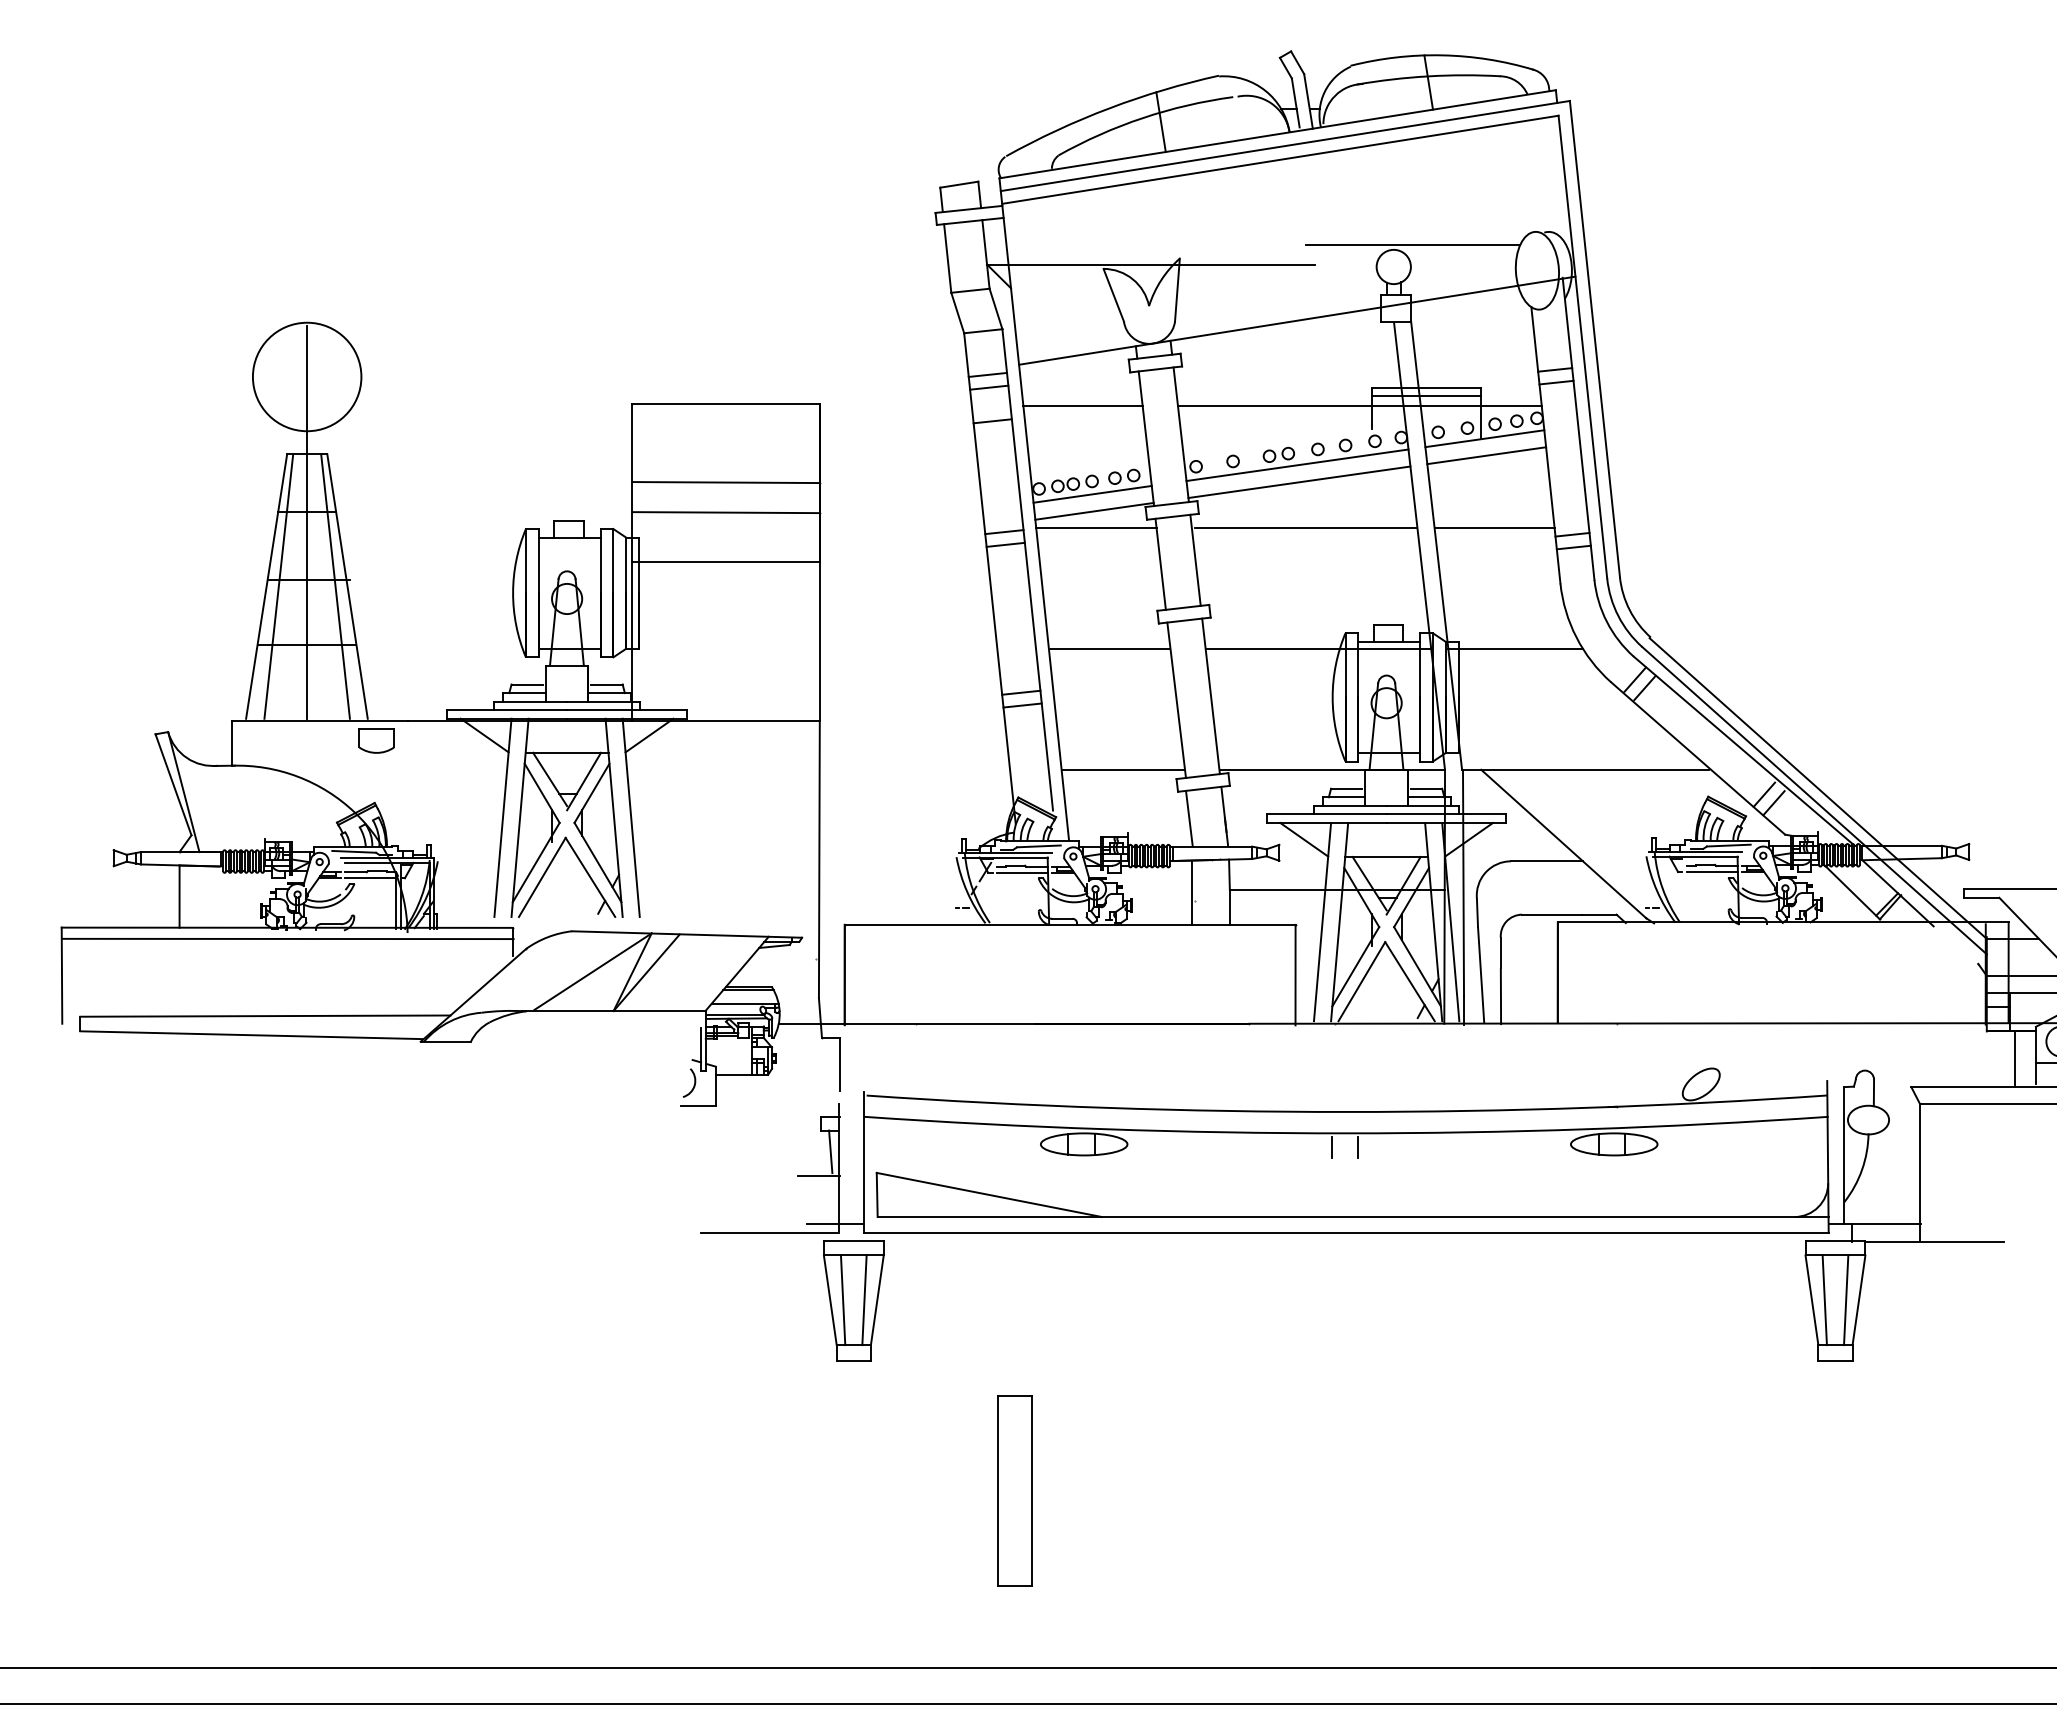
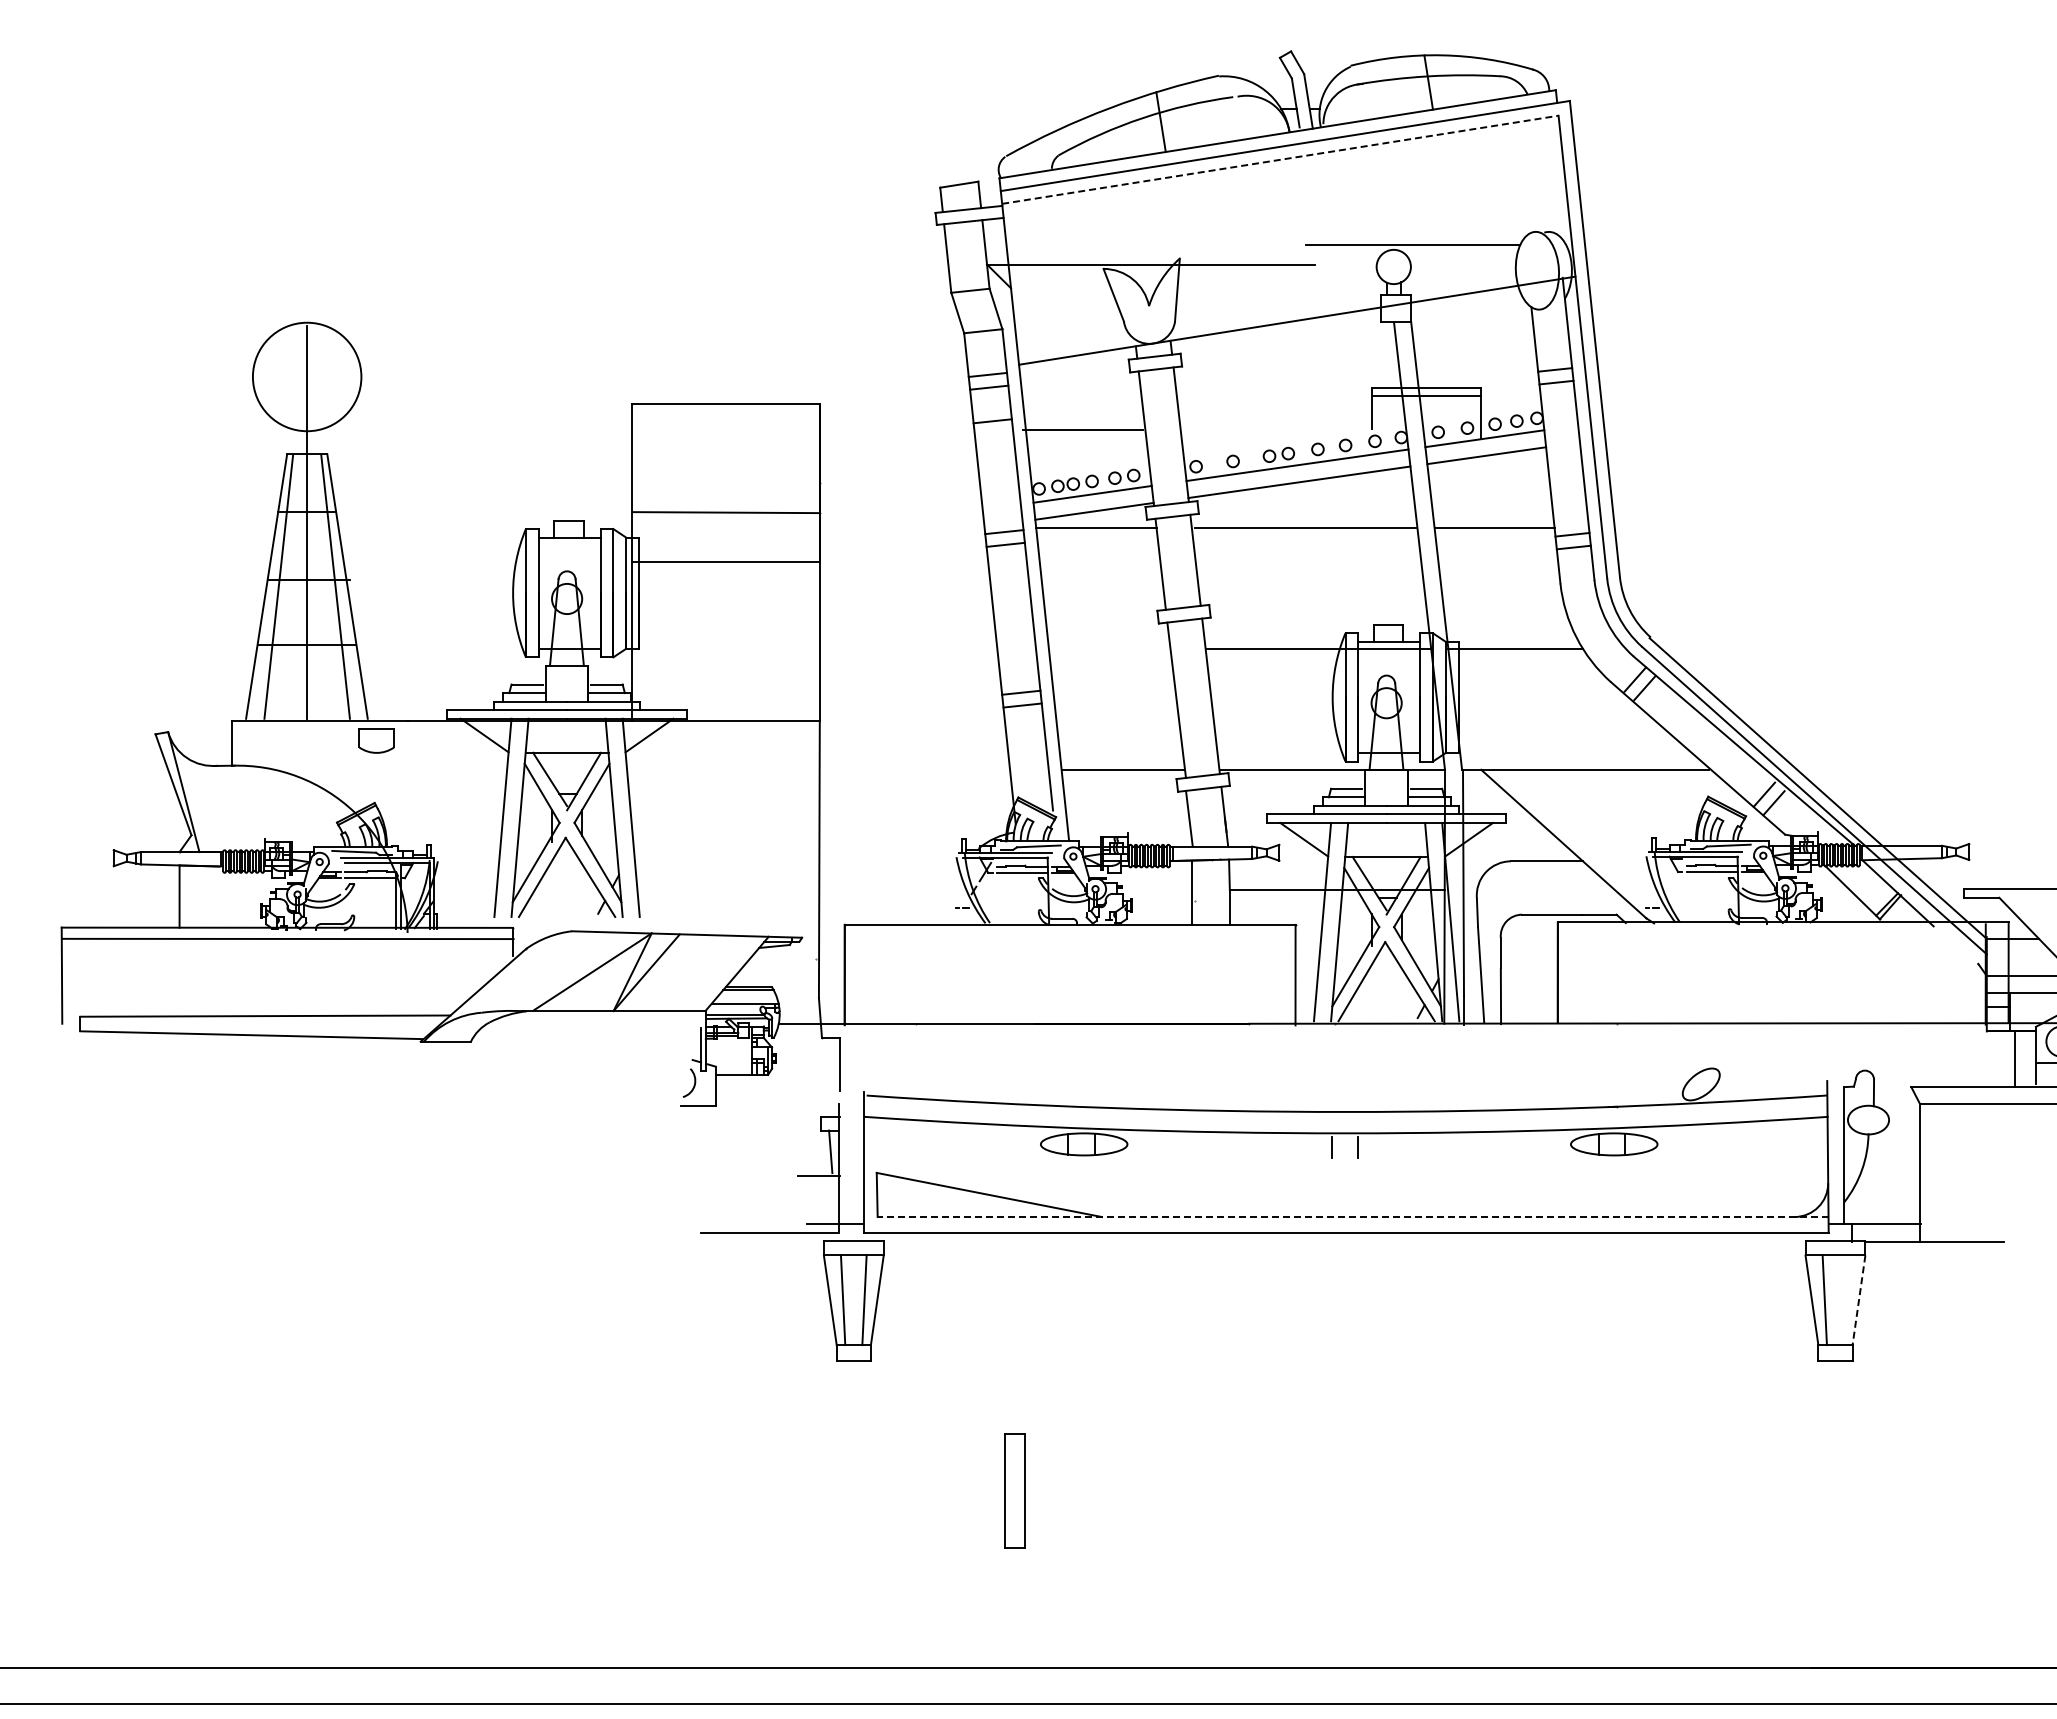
line: solid -> dashed (1280, 159)
line position: (1082, 405) -> (1082, 429) (1082, 429)
line: present -> none (1359, 405)
line: present -> none (725, 482)
line: present -> none (1109, 648)
line: solid -> dashed (1353, 1217)
line: present -> none (1846, 1300)
line: solid -> dashed (1858, 1300)
part size: 36x192 px -> 22x116 px (1014, 1490)
